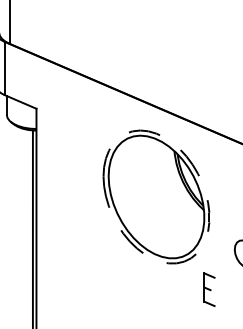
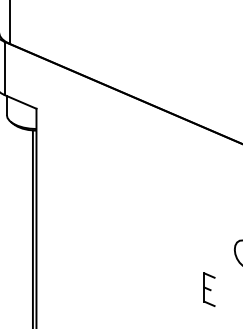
part: present -> none (156, 196)
